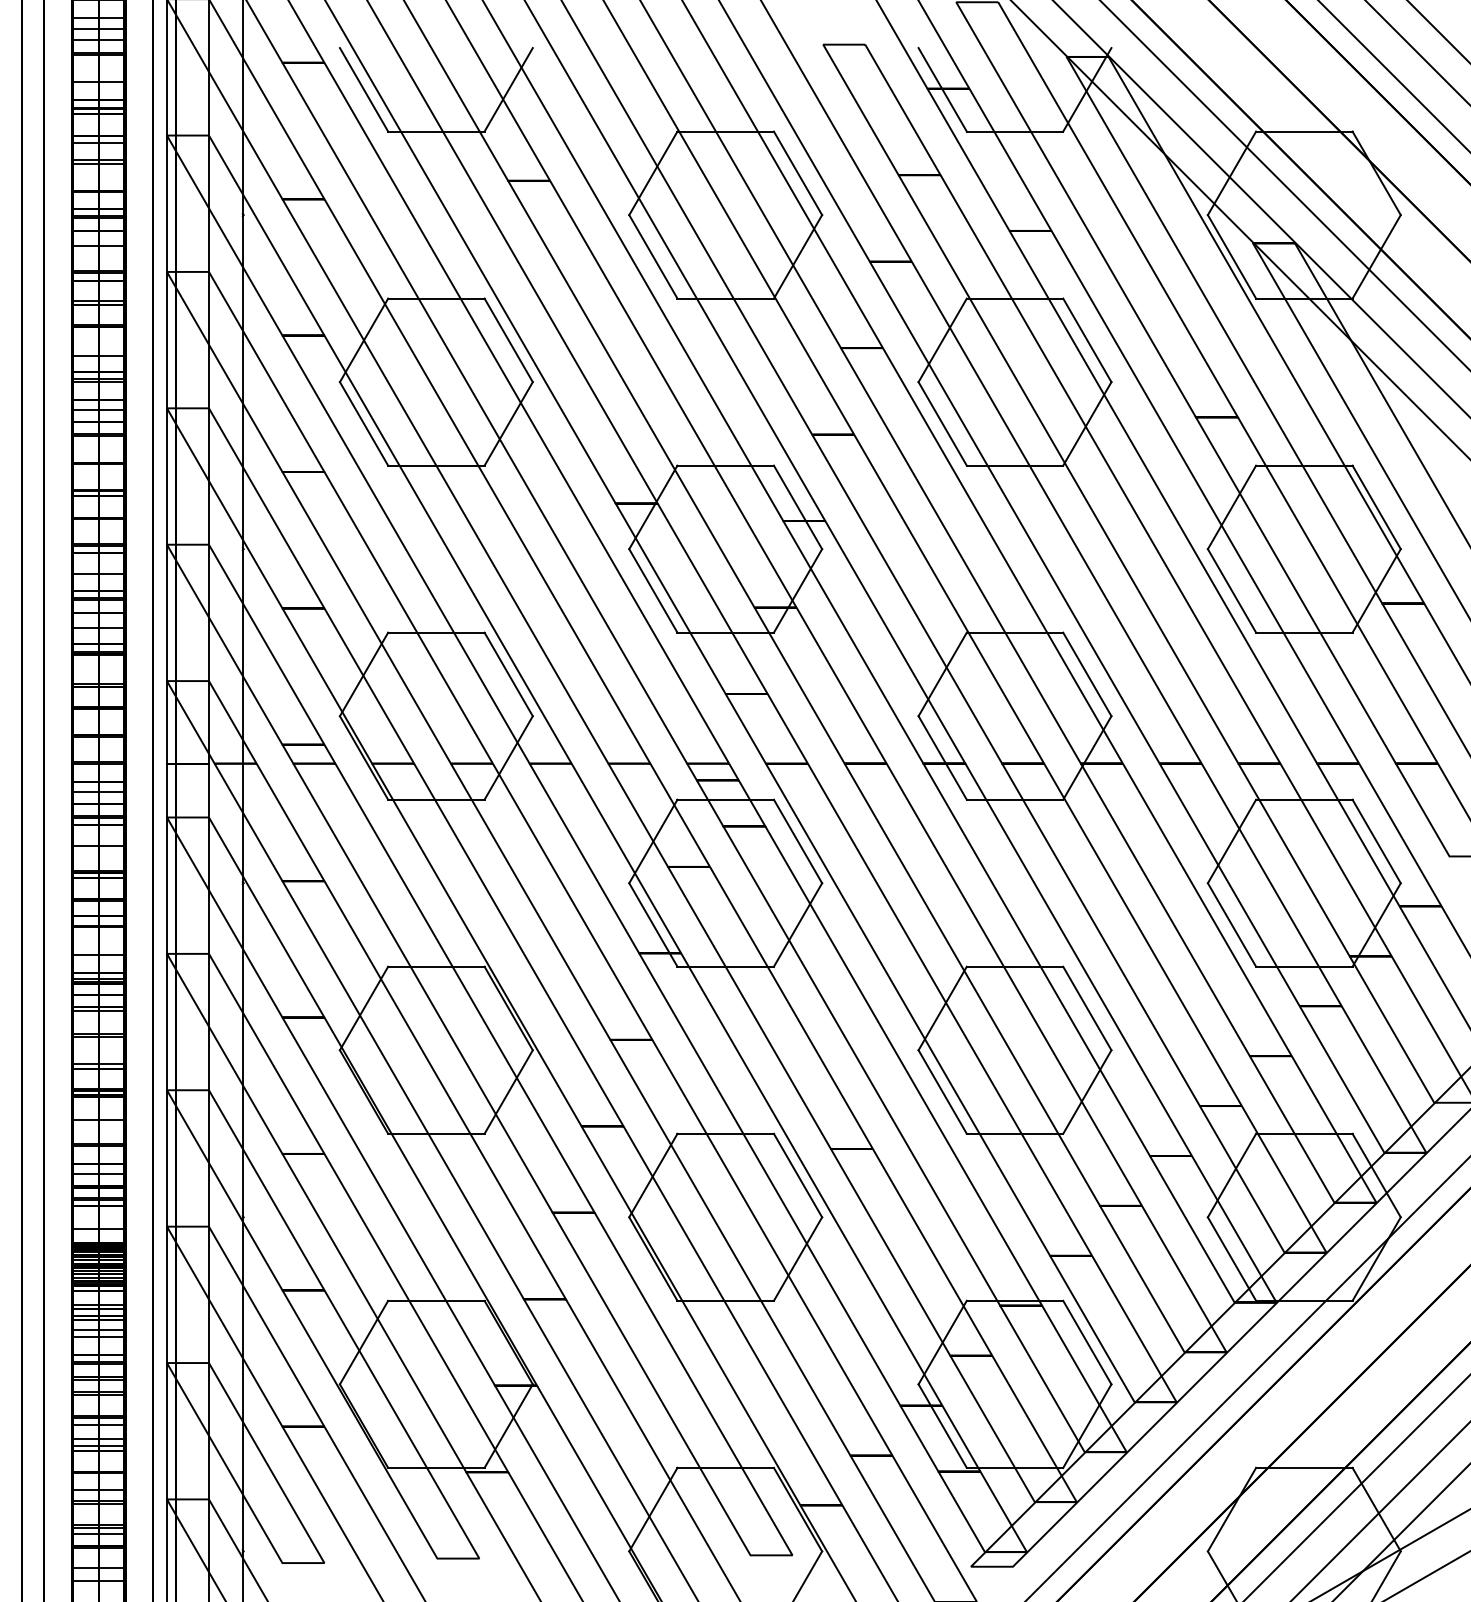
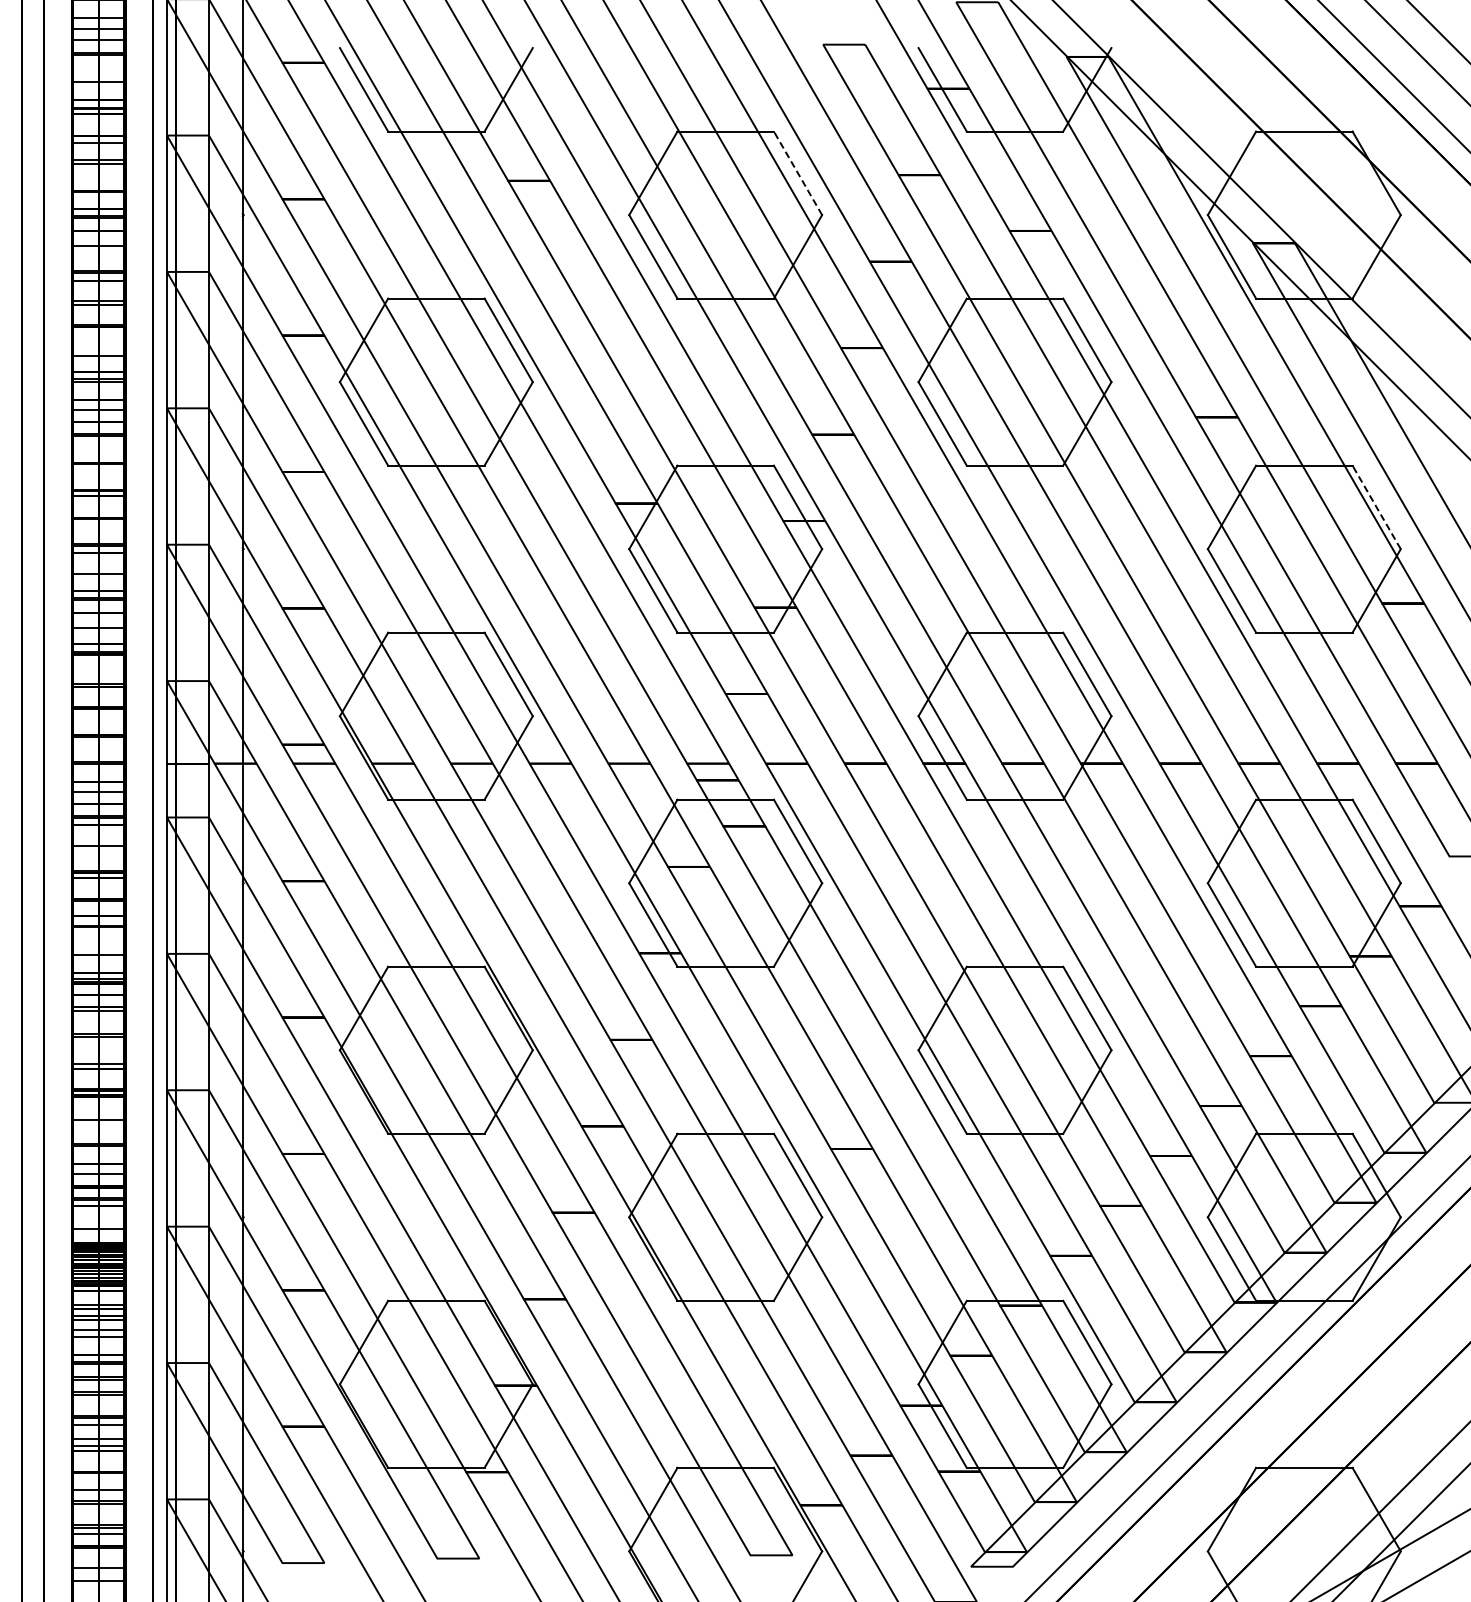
line: solid -> dashed (797, 172)
line: present -> none (1284, 185)
line: solid -> dashed (1376, 506)
line: present -> none (1356, 1487)
